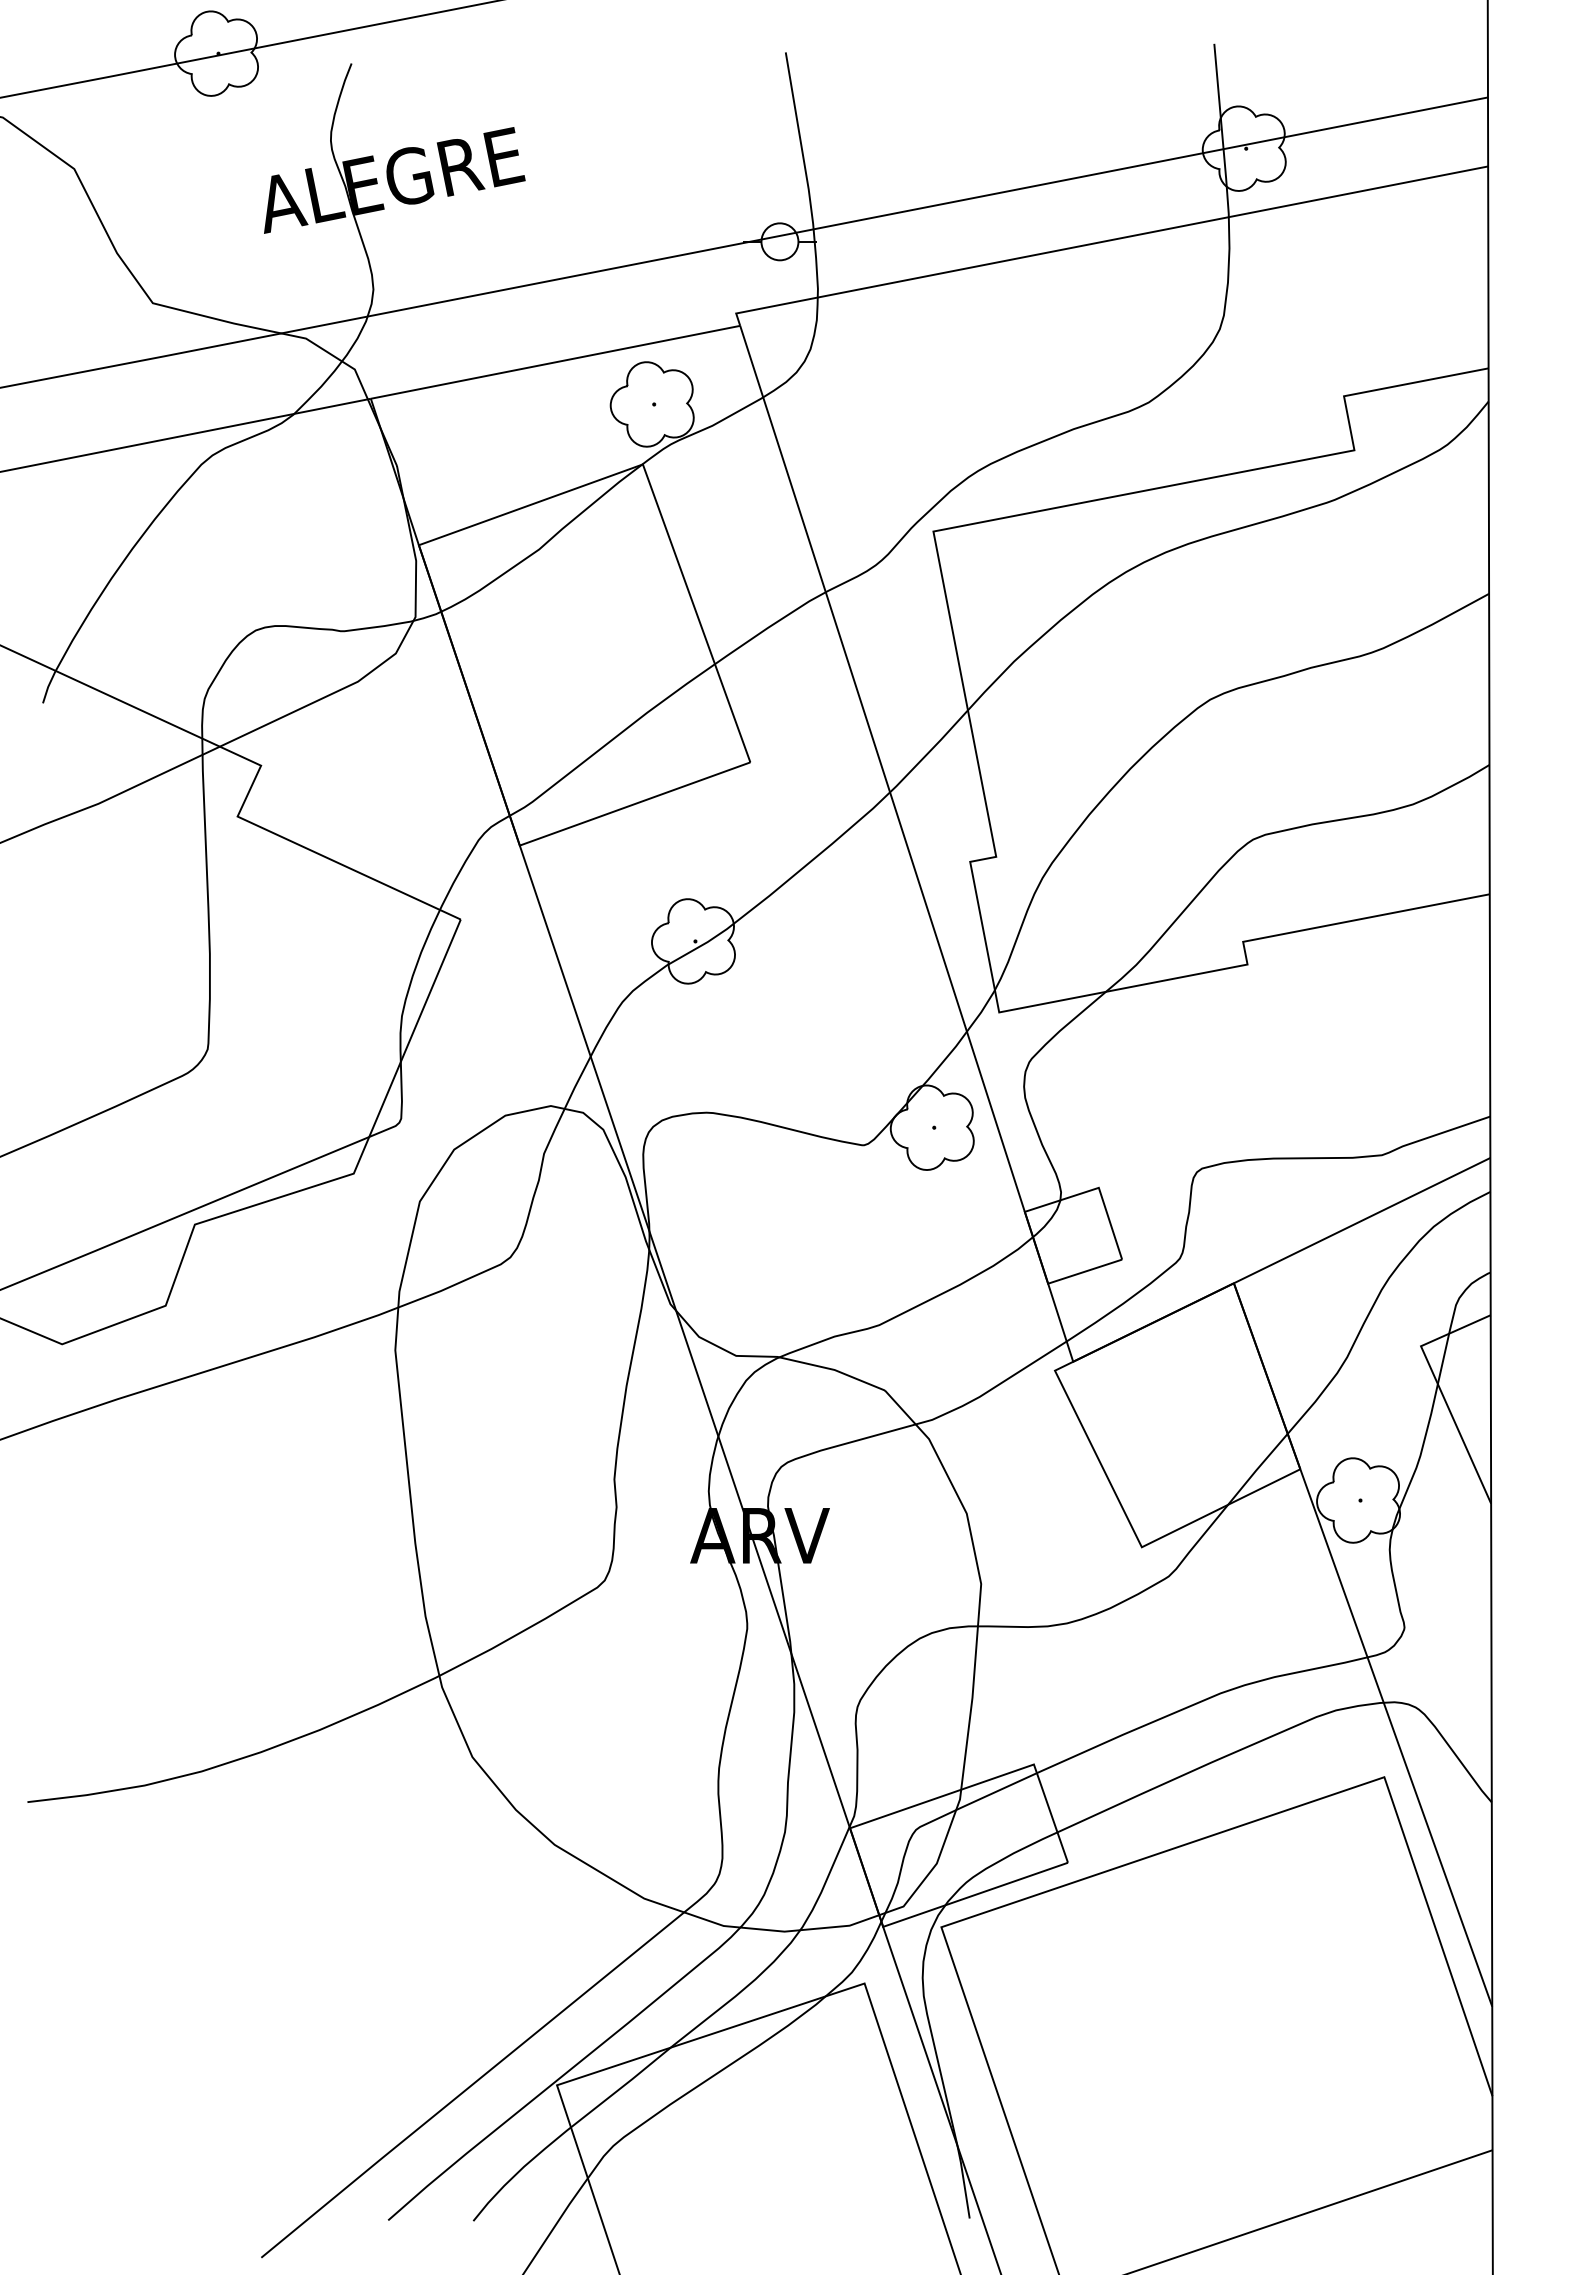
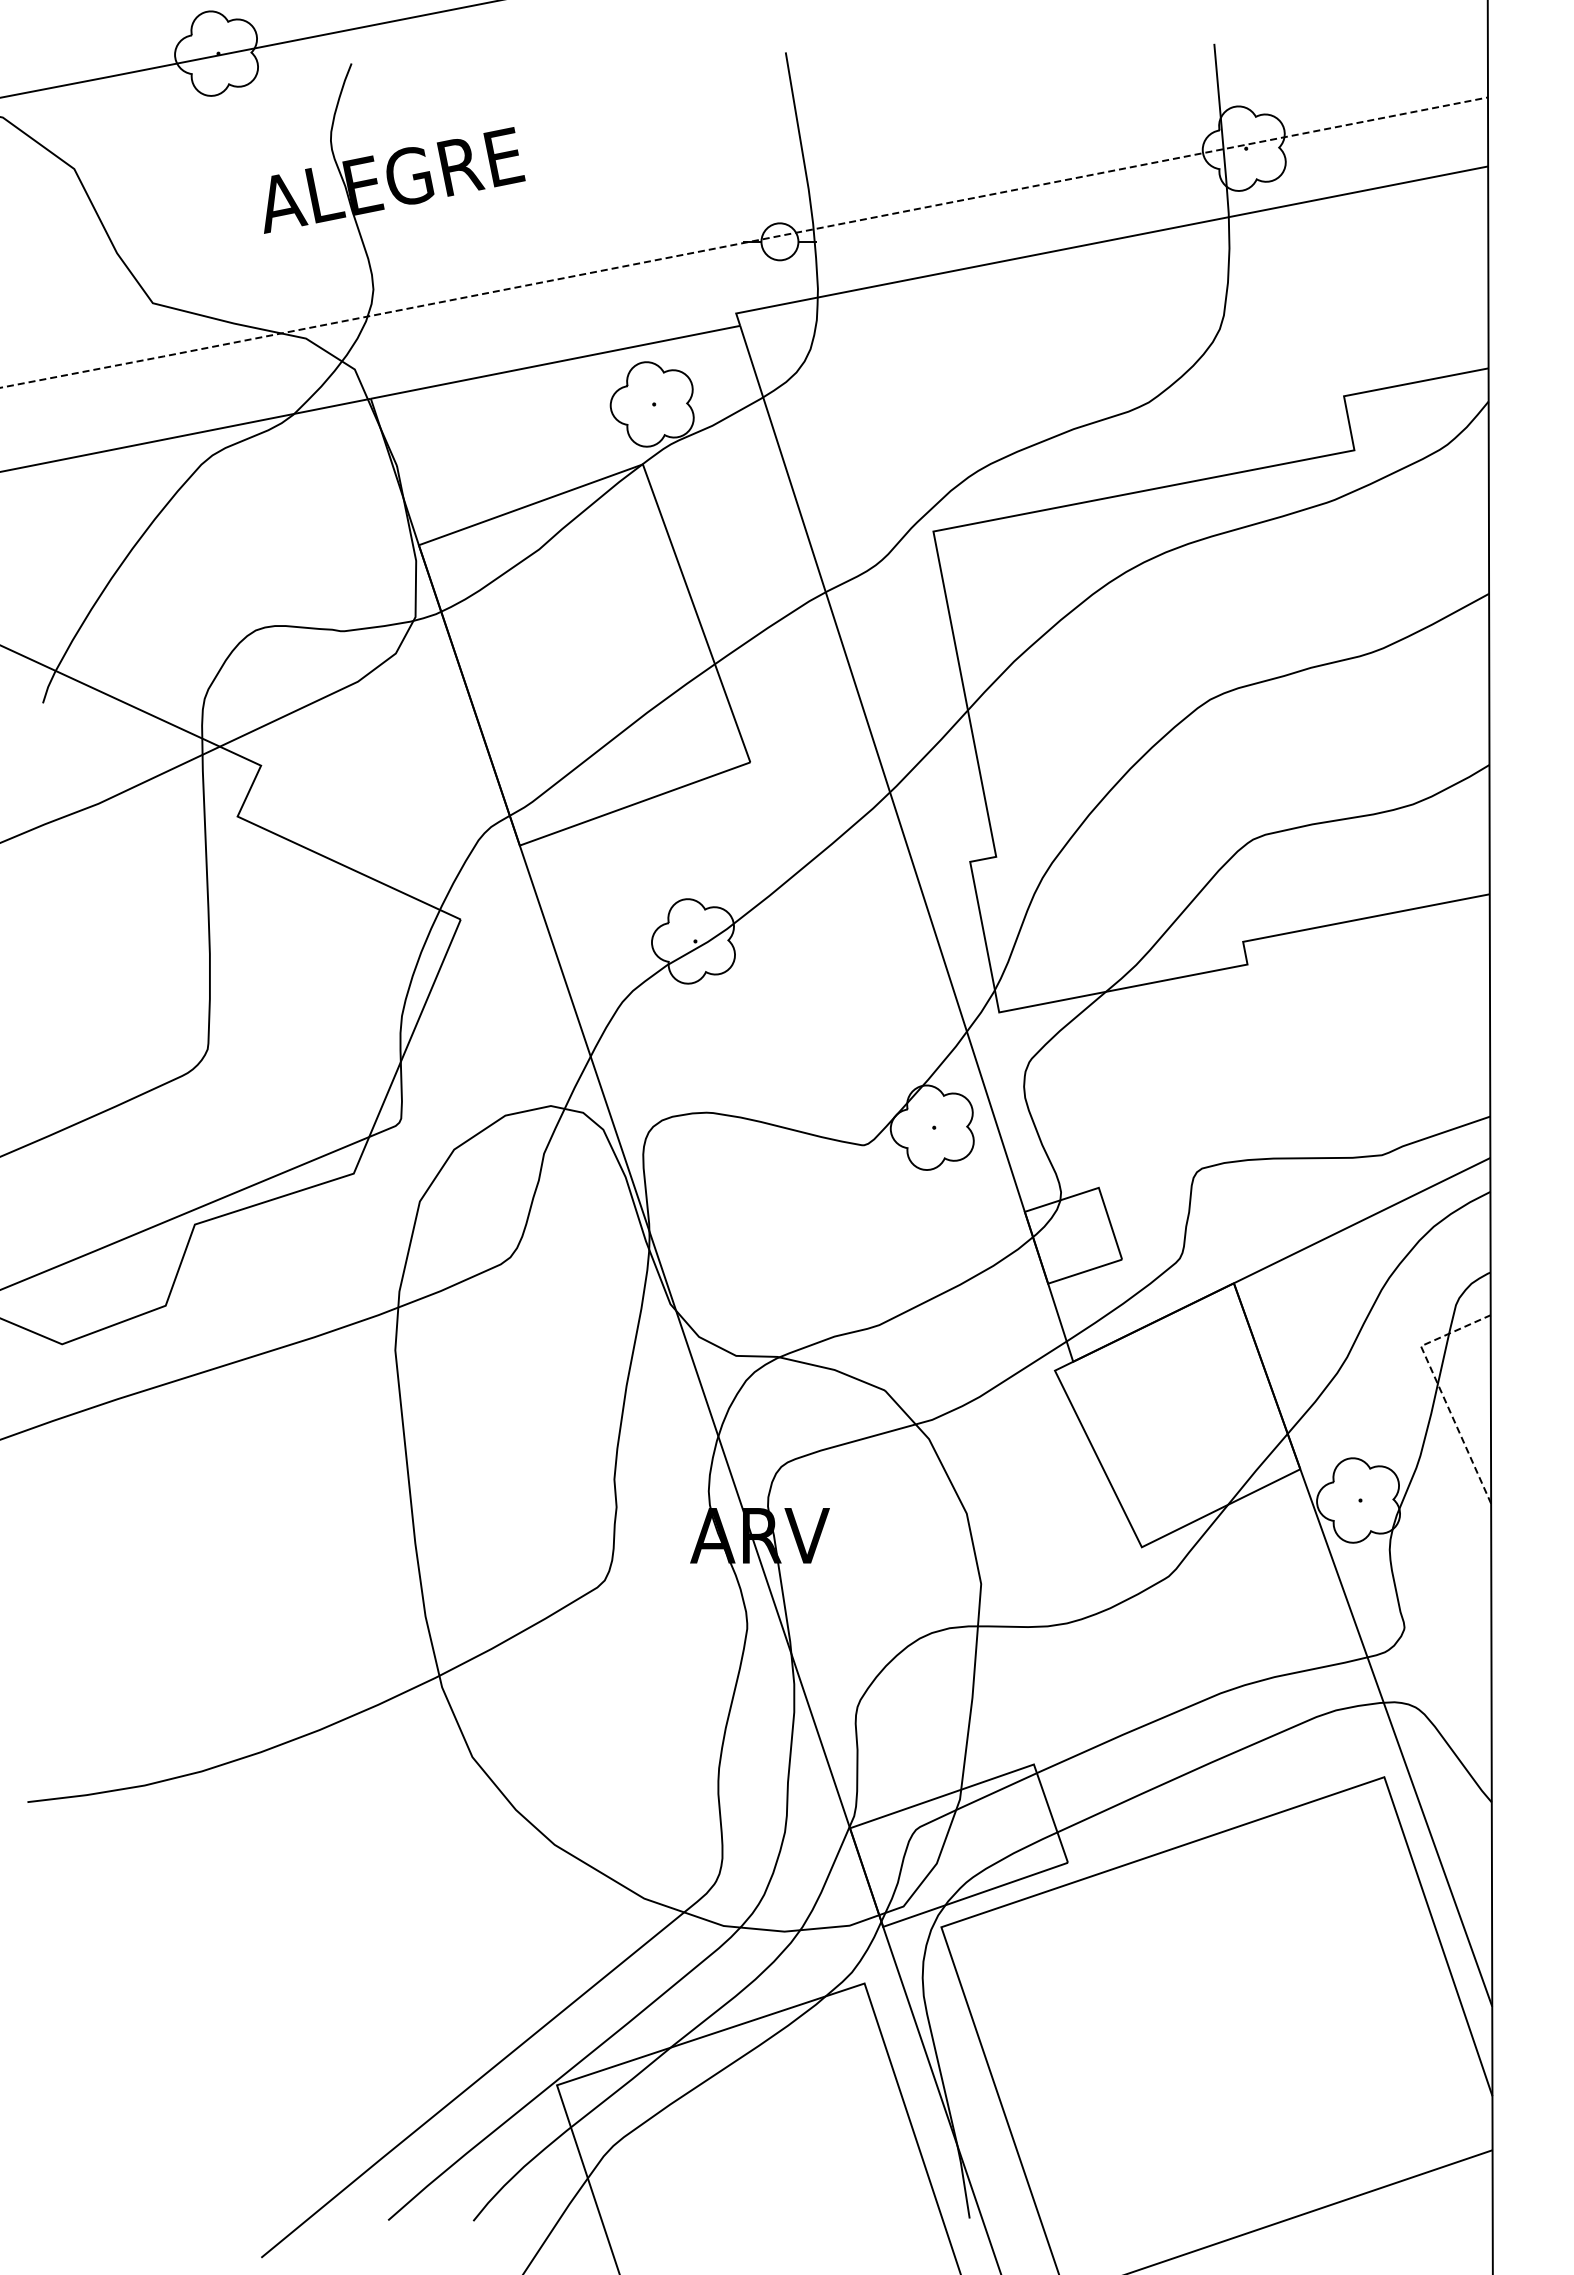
line: solid -> dashed (744, 242)
line: solid -> dashed (1440, 1389)
